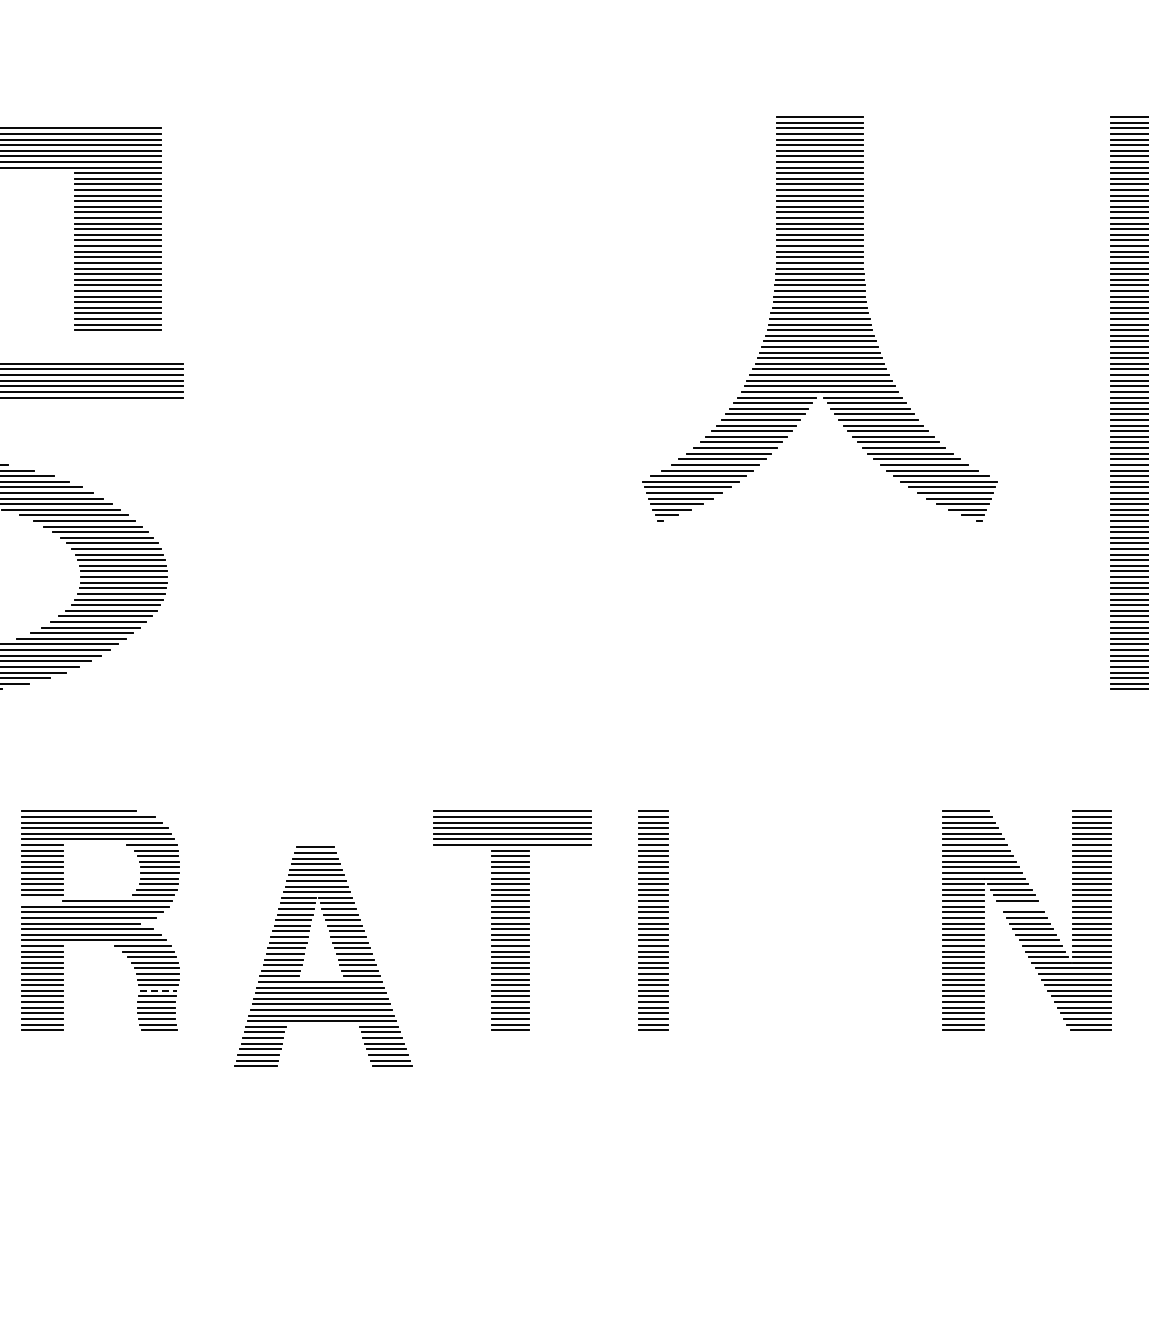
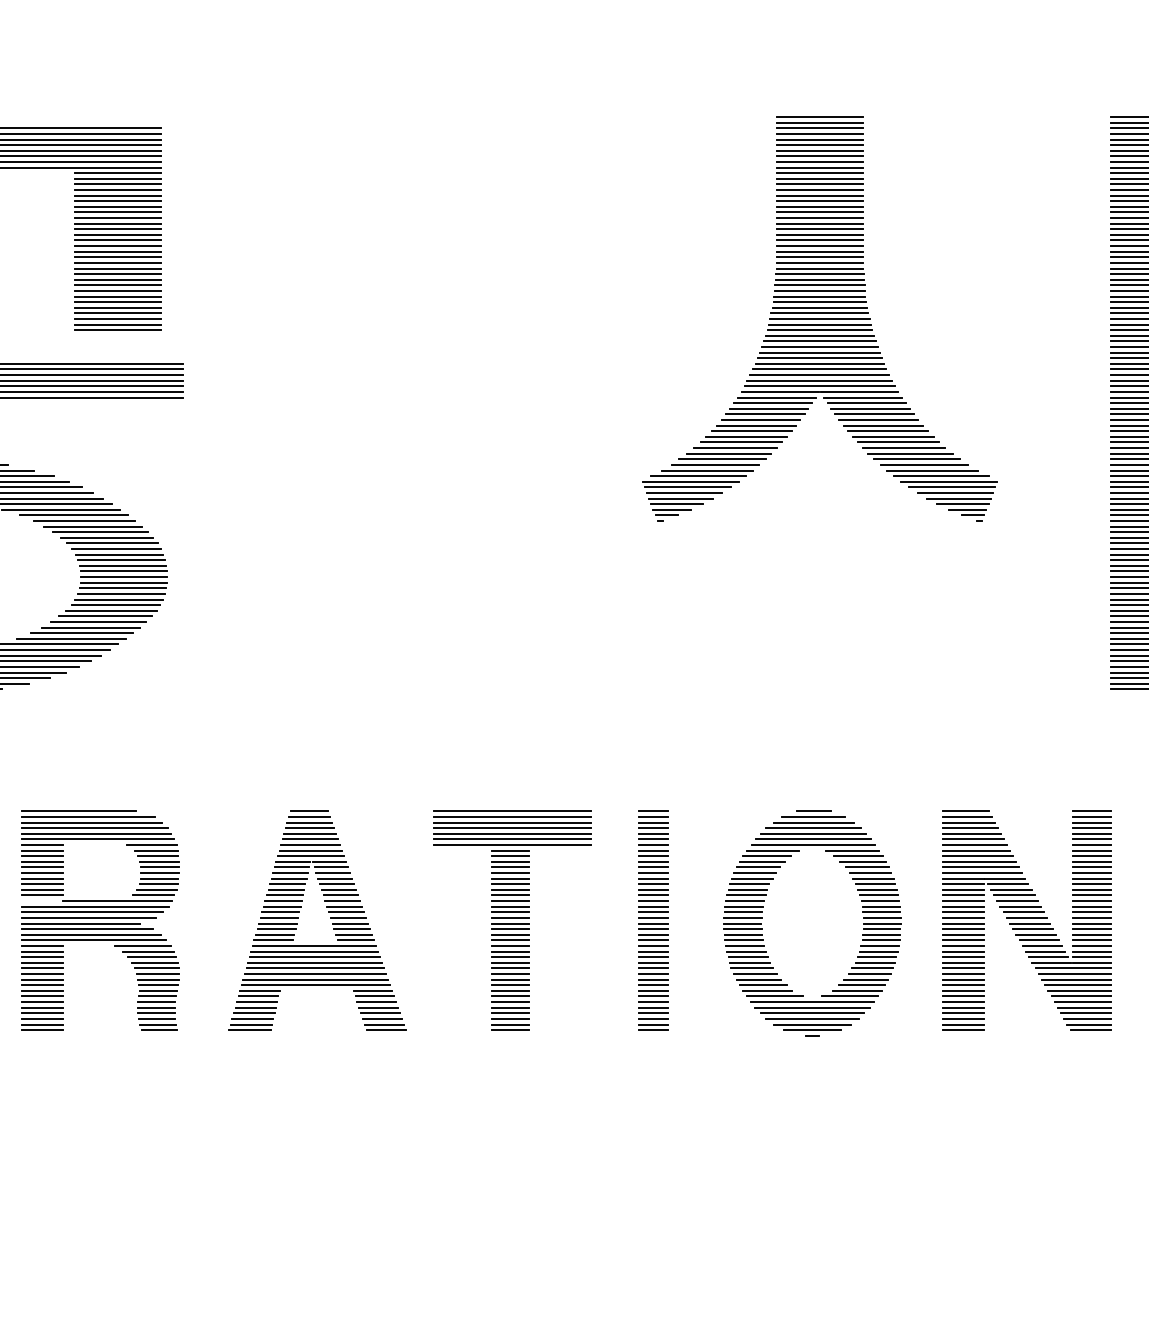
line: none -> present (1020, 906)
part: none -> present (762, 918)
part position: (336, 954) -> (330, 918) (330, 918)
line: dashed -> solid (158, 990)
